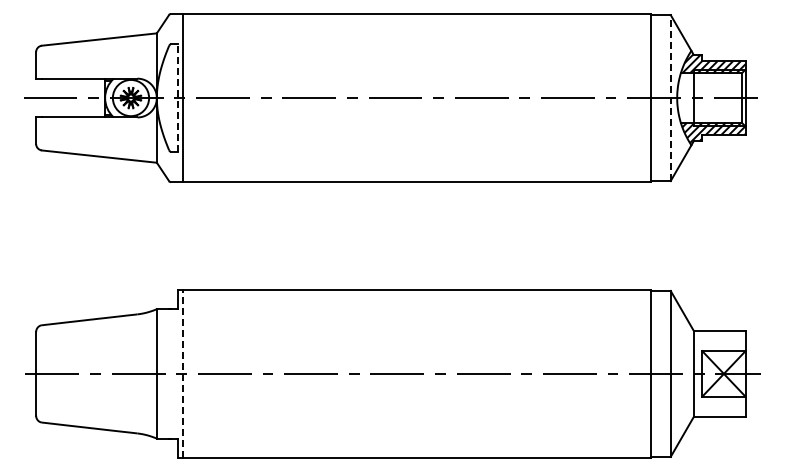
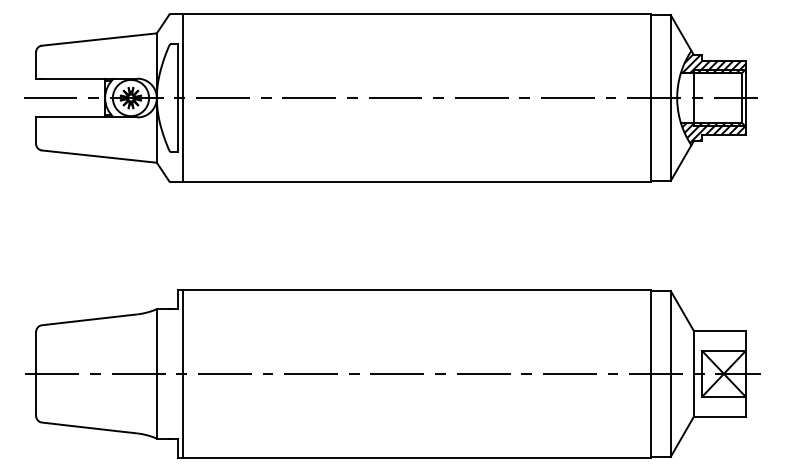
line: dashed -> solid (670, 97)
line: dashed -> solid (178, 98)
line: dashed -> solid (182, 373)
